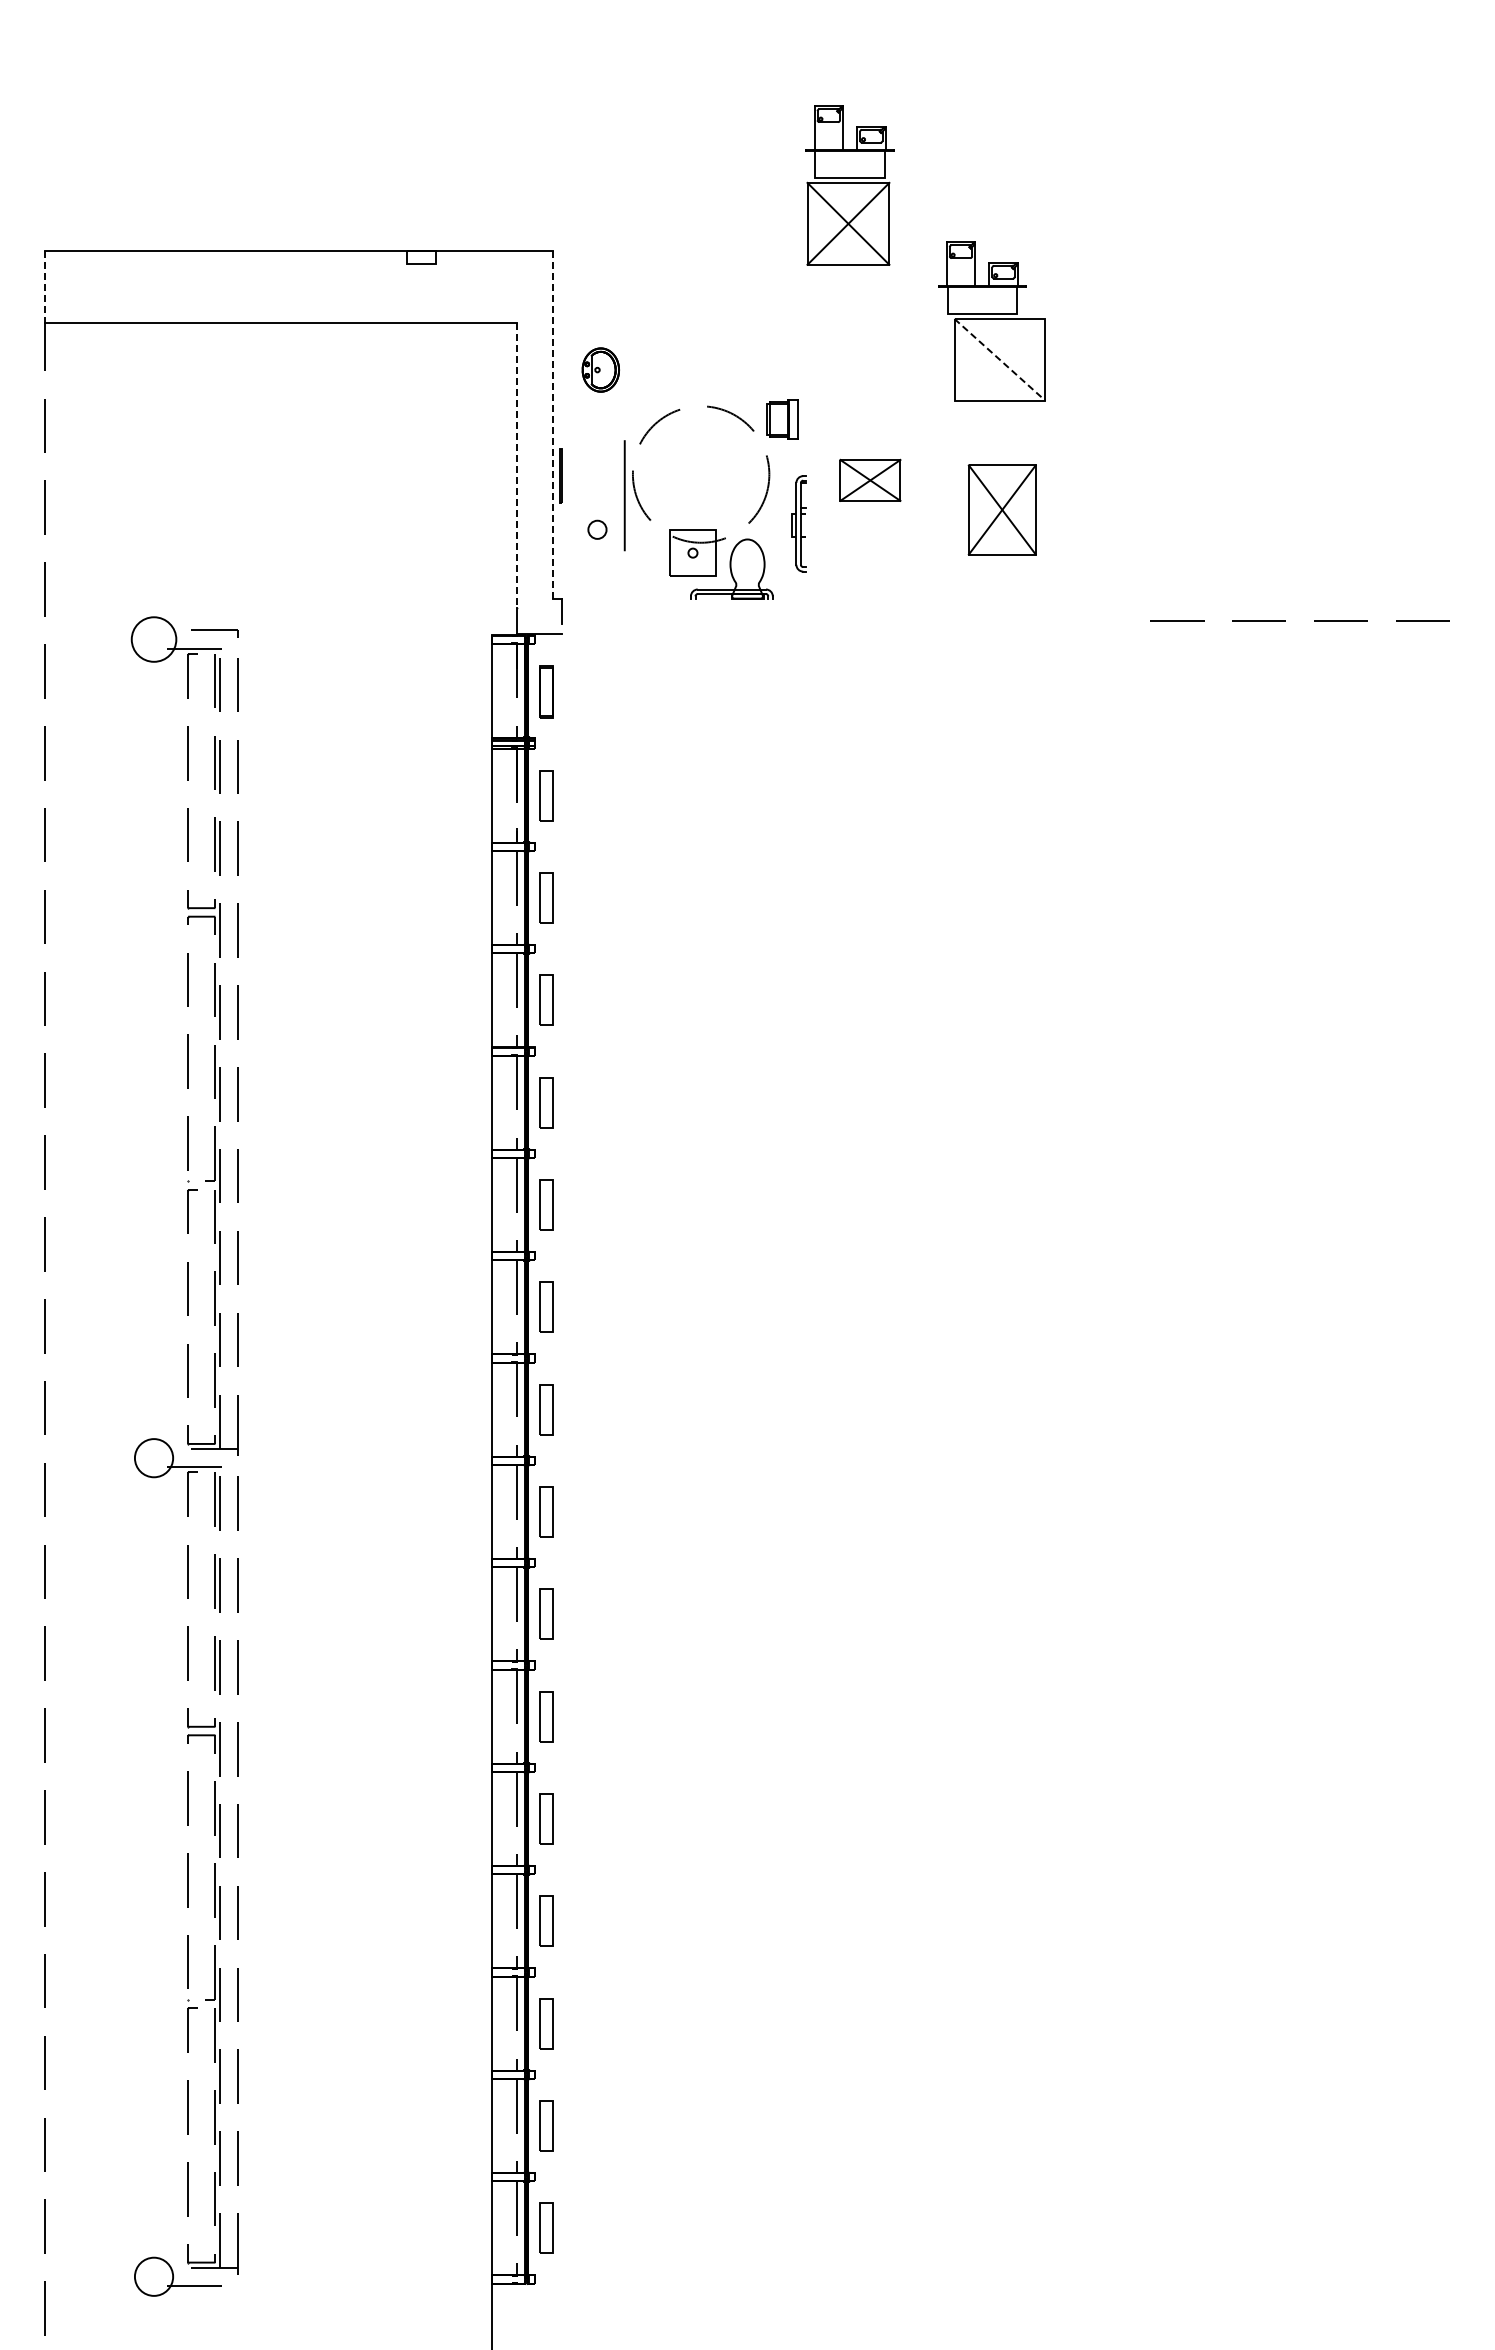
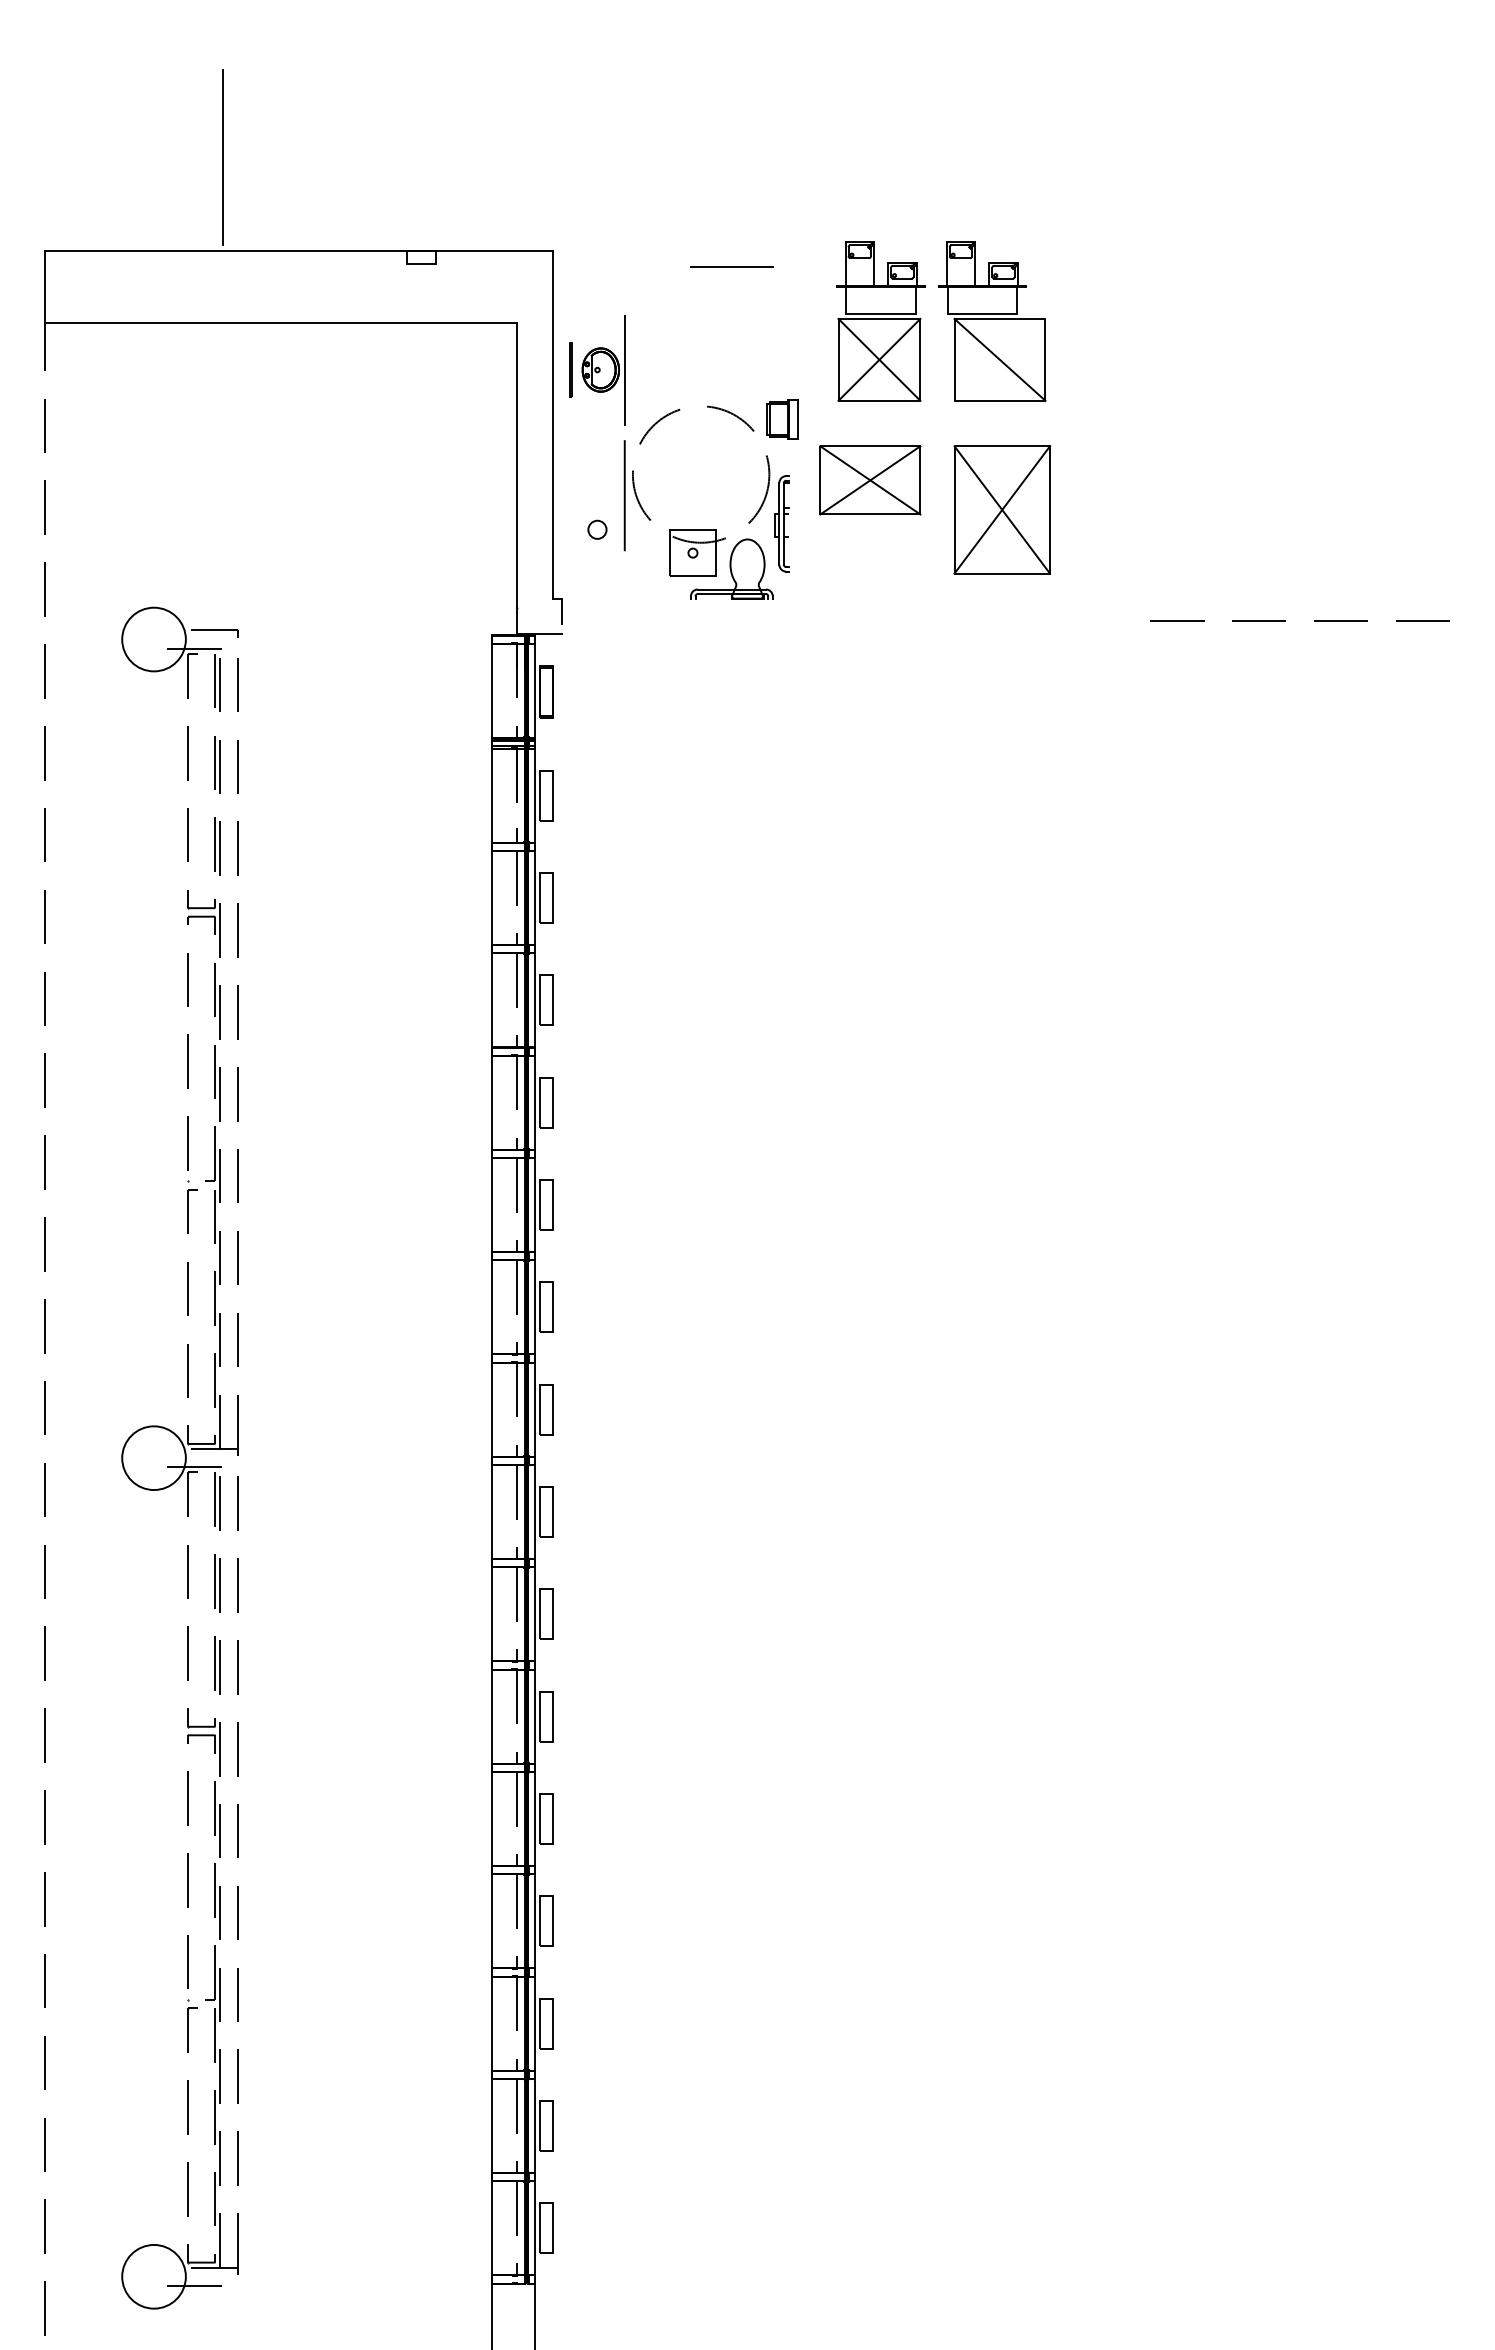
line: none -> present (223, 157)
part position: (849, 185) -> (880, 321) (880, 321)
line: none -> present (731, 267)
line: dashed -> solid (44, 287)
line: dashed -> solid (1000, 360)
line: none -> present (624, 369)
line: dashed -> solid (553, 424)
line: dashed -> solid (516, 466)
line position: (560, 475) -> (570, 369) (570, 369)
part size: 63x44 px -> 103x71 px (870, 480)
part size: 70x92 px -> 99x130 px (1002, 509)
part position: (798, 523) -> (781, 523) (781, 523)
circle diameter: 45 px -> 64 px (153, 639)
circle diameter: 38 px -> 64 px (153, 1458)
line: none -> present (534, 1494)
circle diameter: 38 px -> 64 px (153, 2276)
